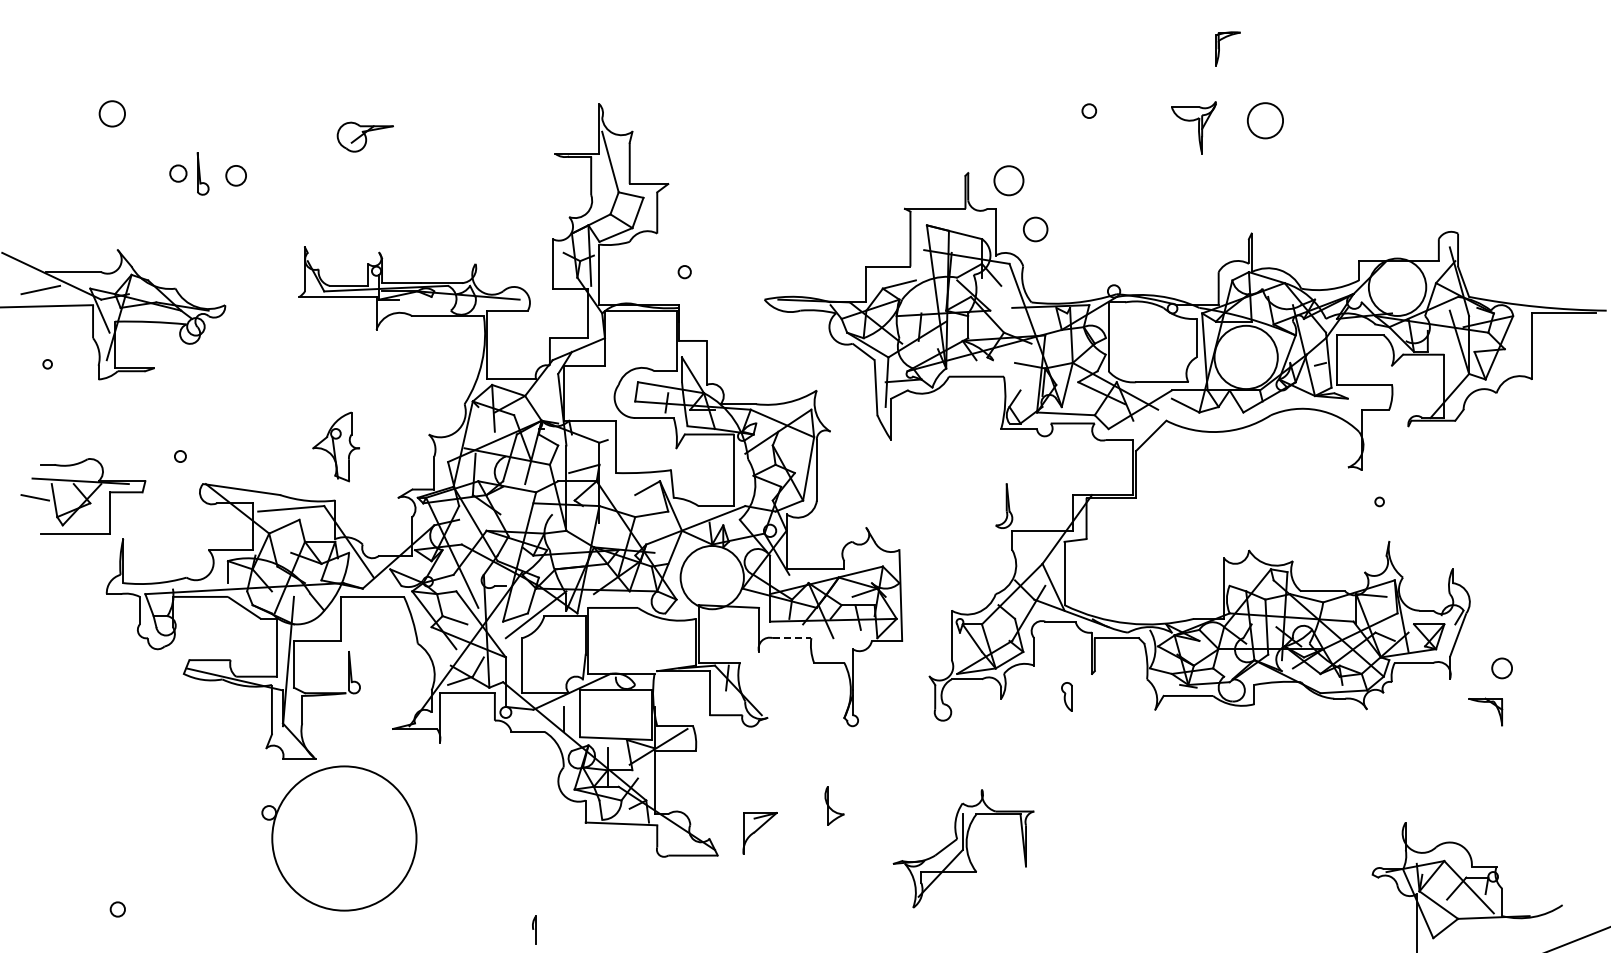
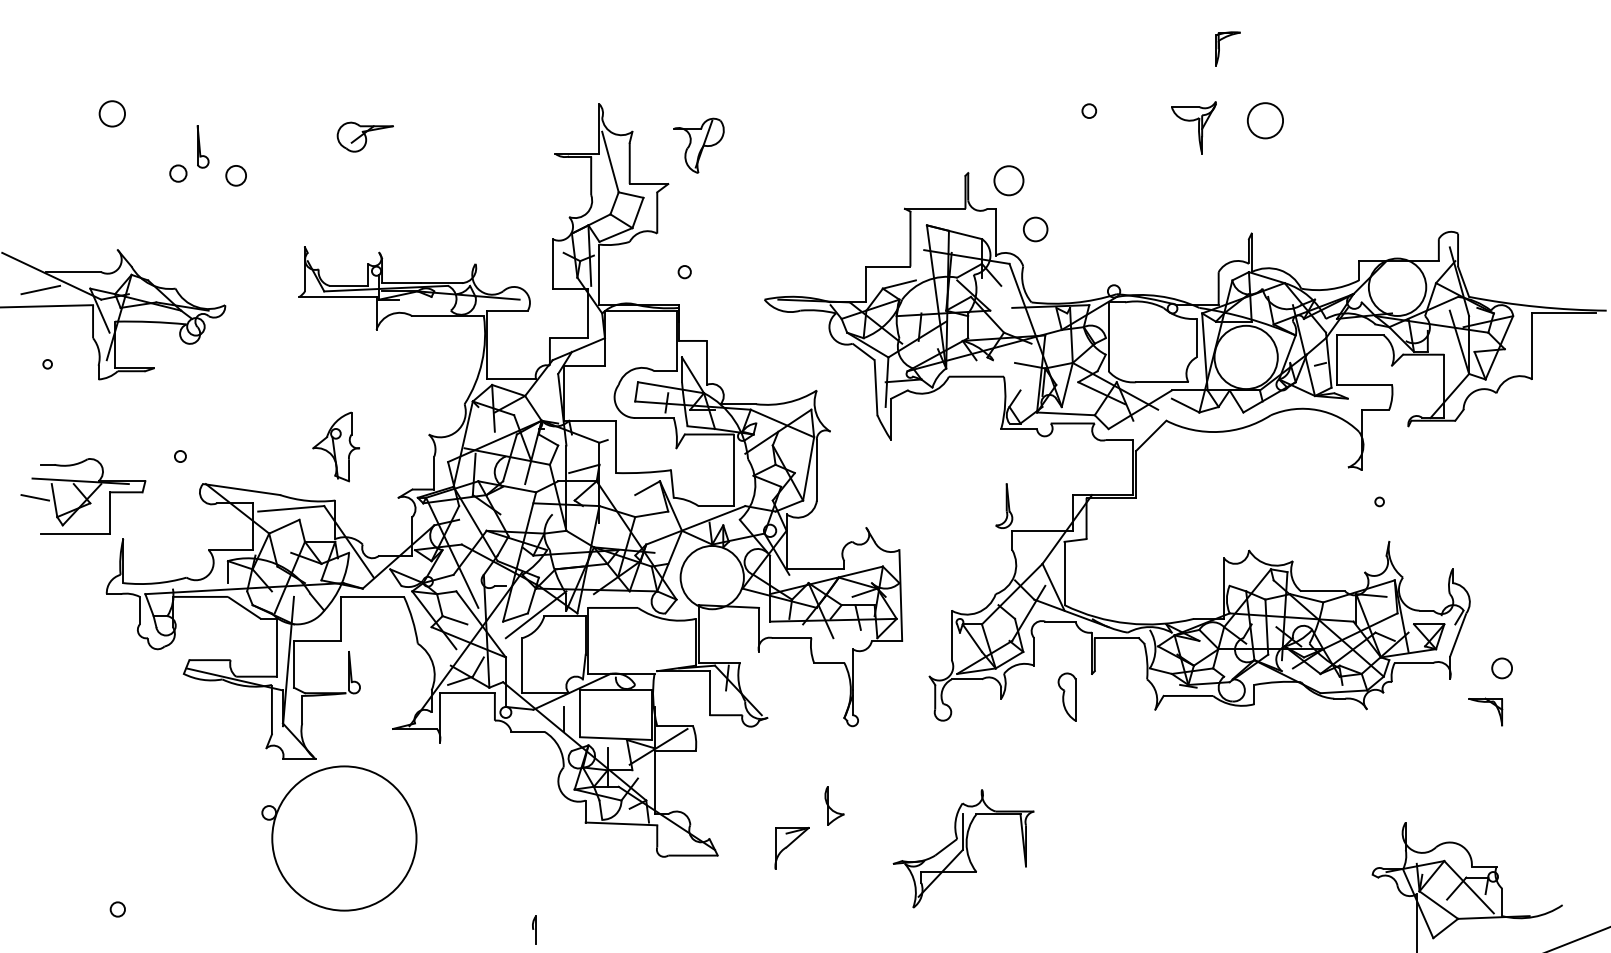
part: none -> present (698, 145)
part position: (202, 173) -> (202, 146) (202, 146)
line: dashed -> solid (792, 638)
part size: 12x30 px -> 20x50 px (1066, 696)
part position: (759, 833) -> (791, 848) (791, 848)
